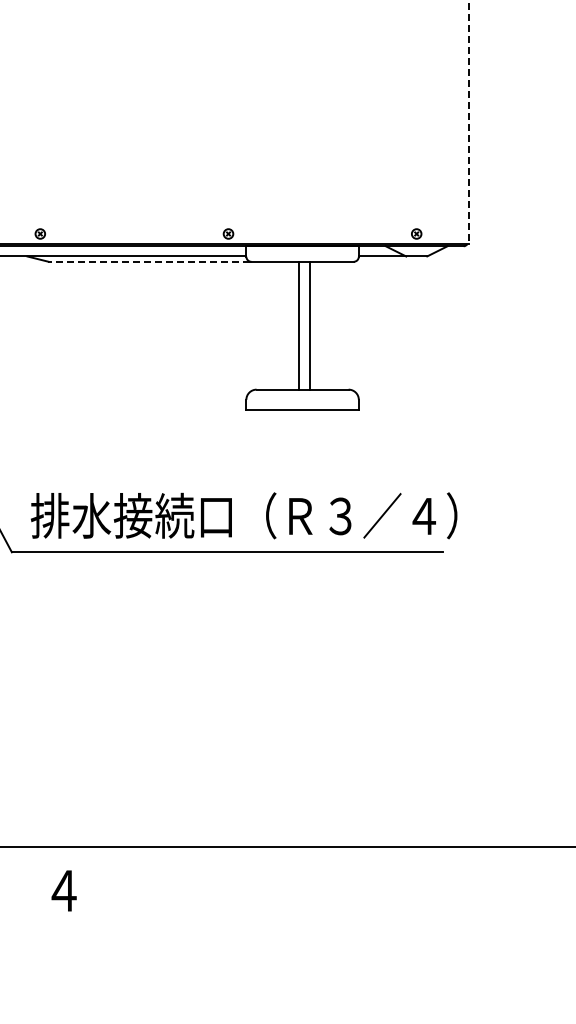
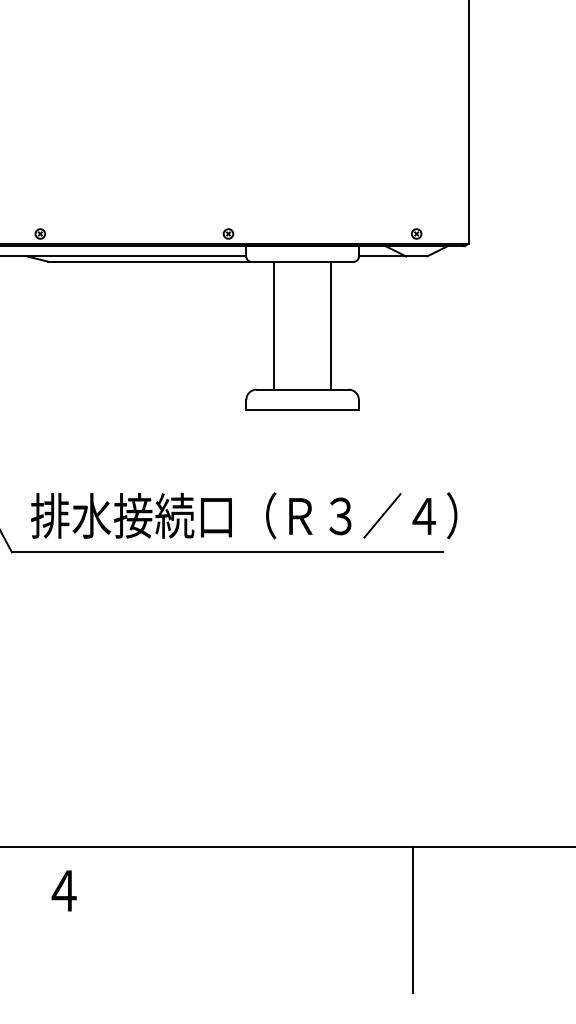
line: dashed -> solid (469, 122)
line: dashed -> solid (148, 261)
line position: (298, 325) -> (273, 325) (273, 325)
line position: (310, 325) -> (331, 325) (331, 325)
line: none -> present (412, 920)
